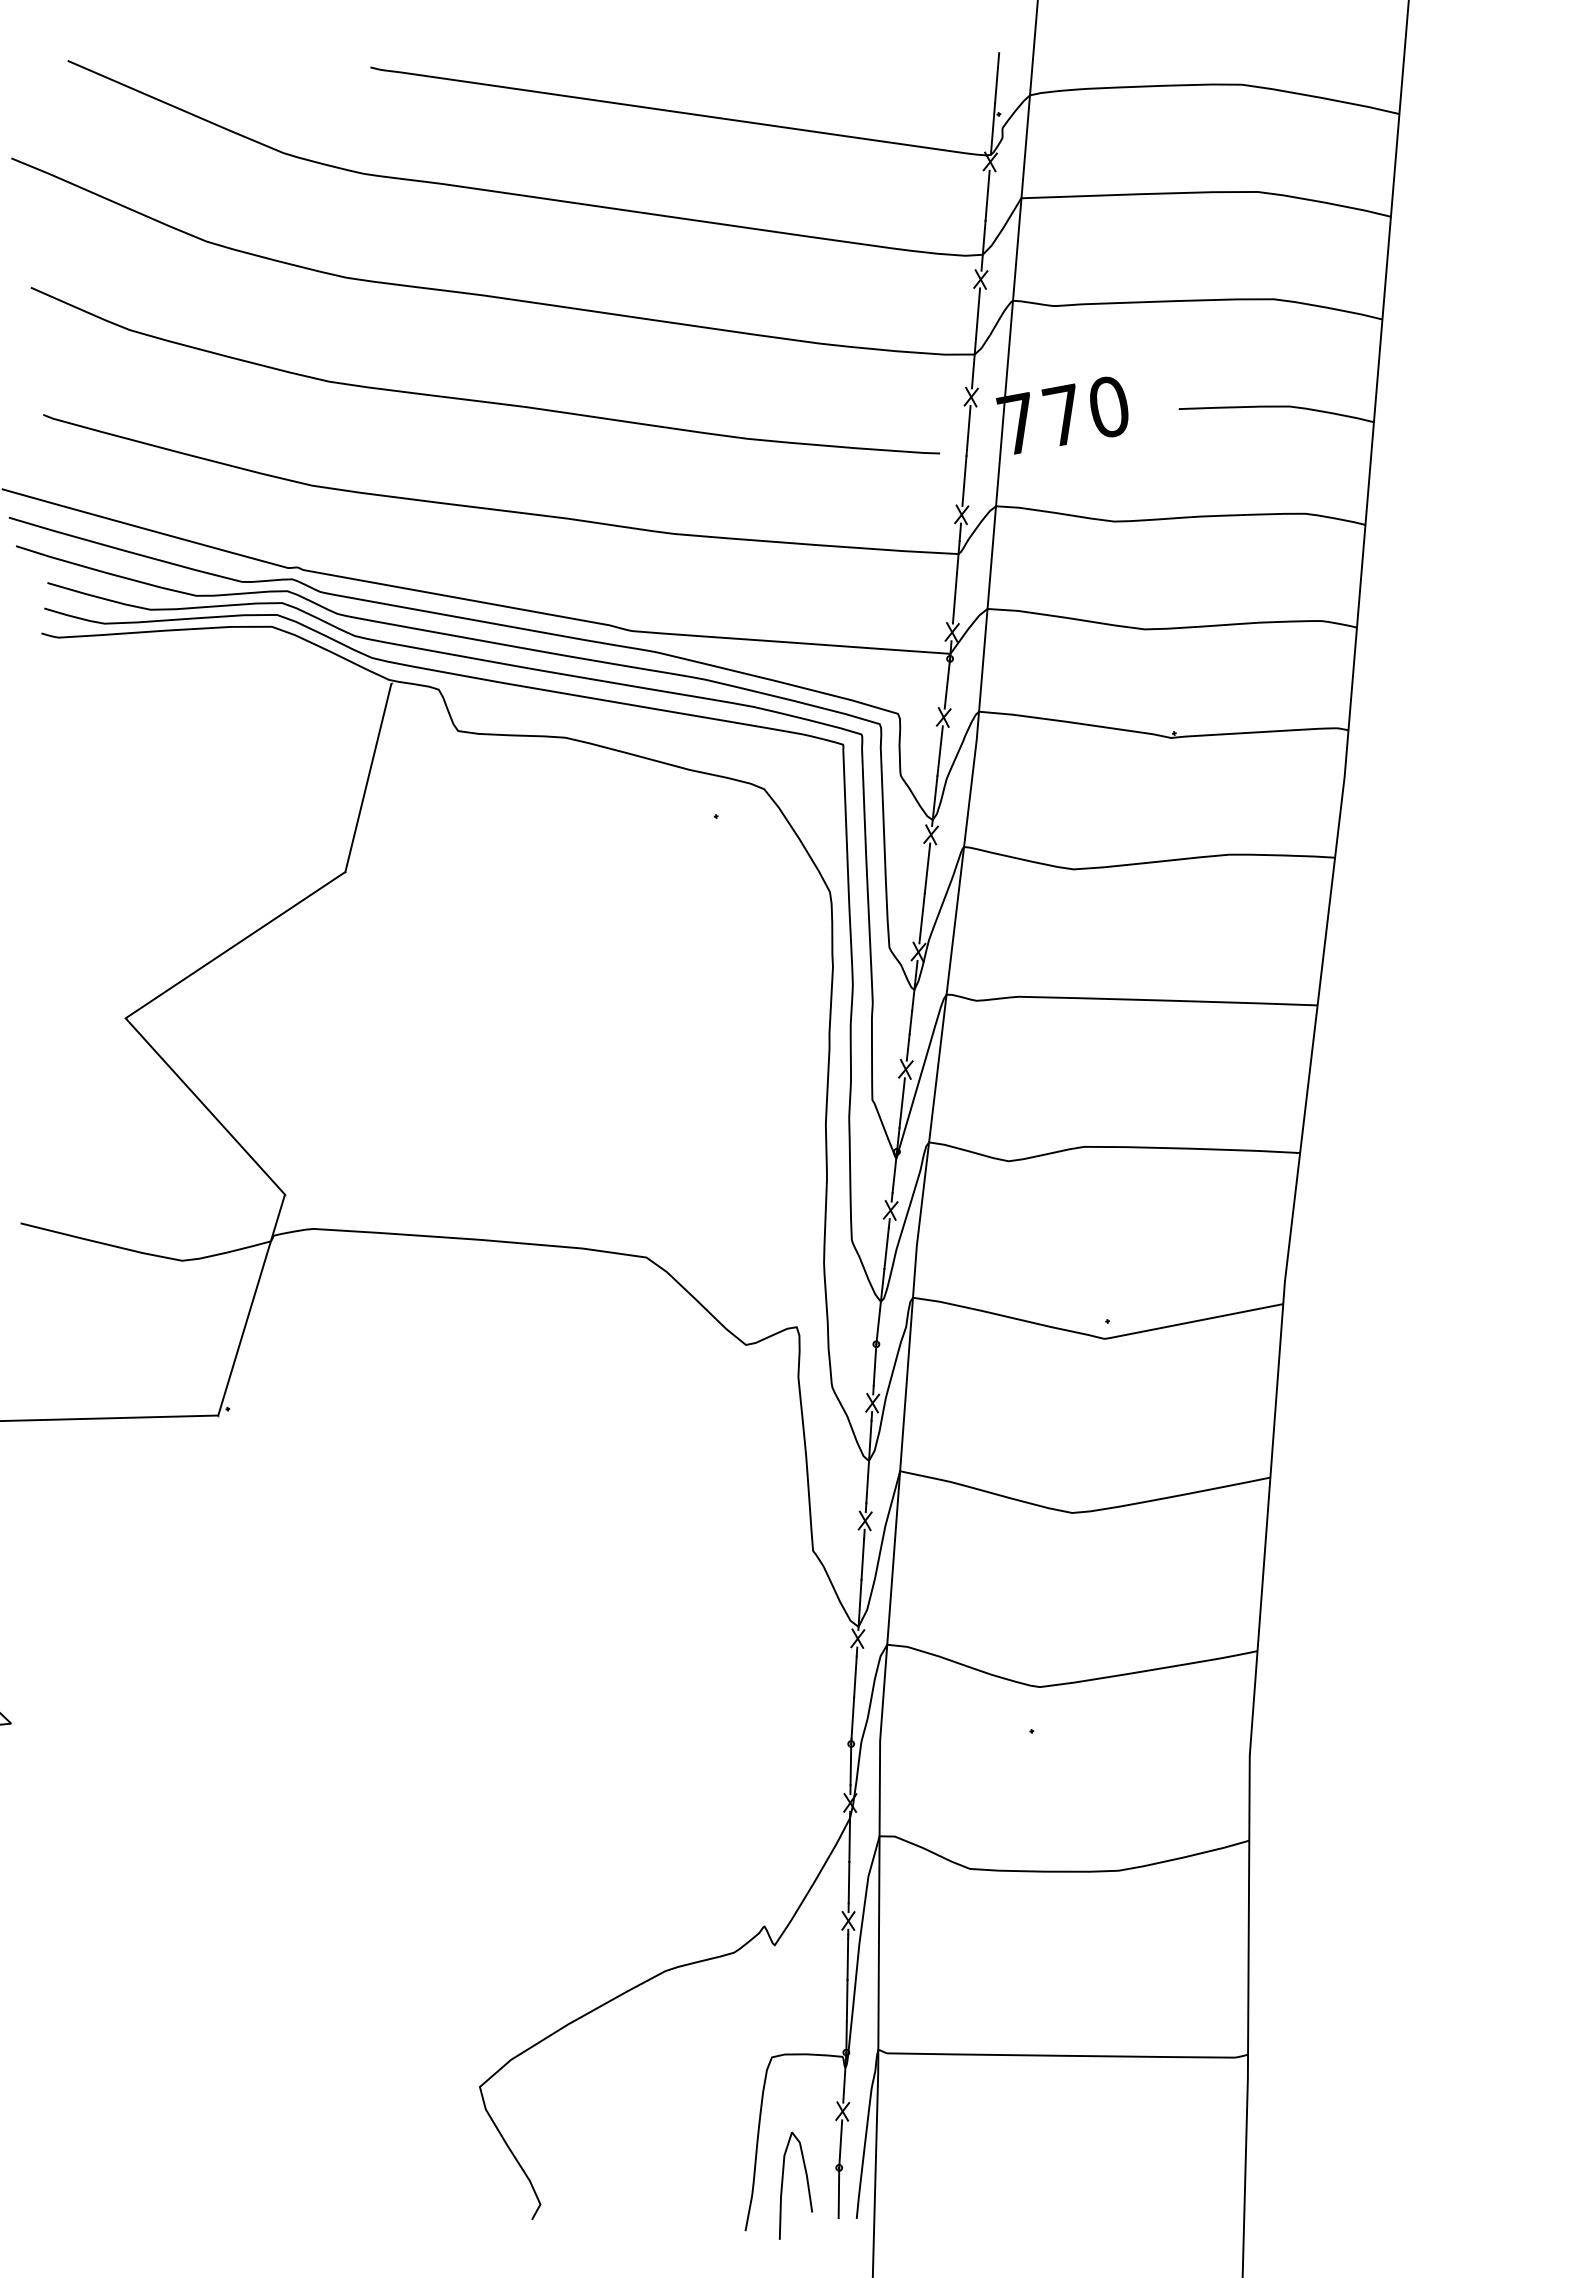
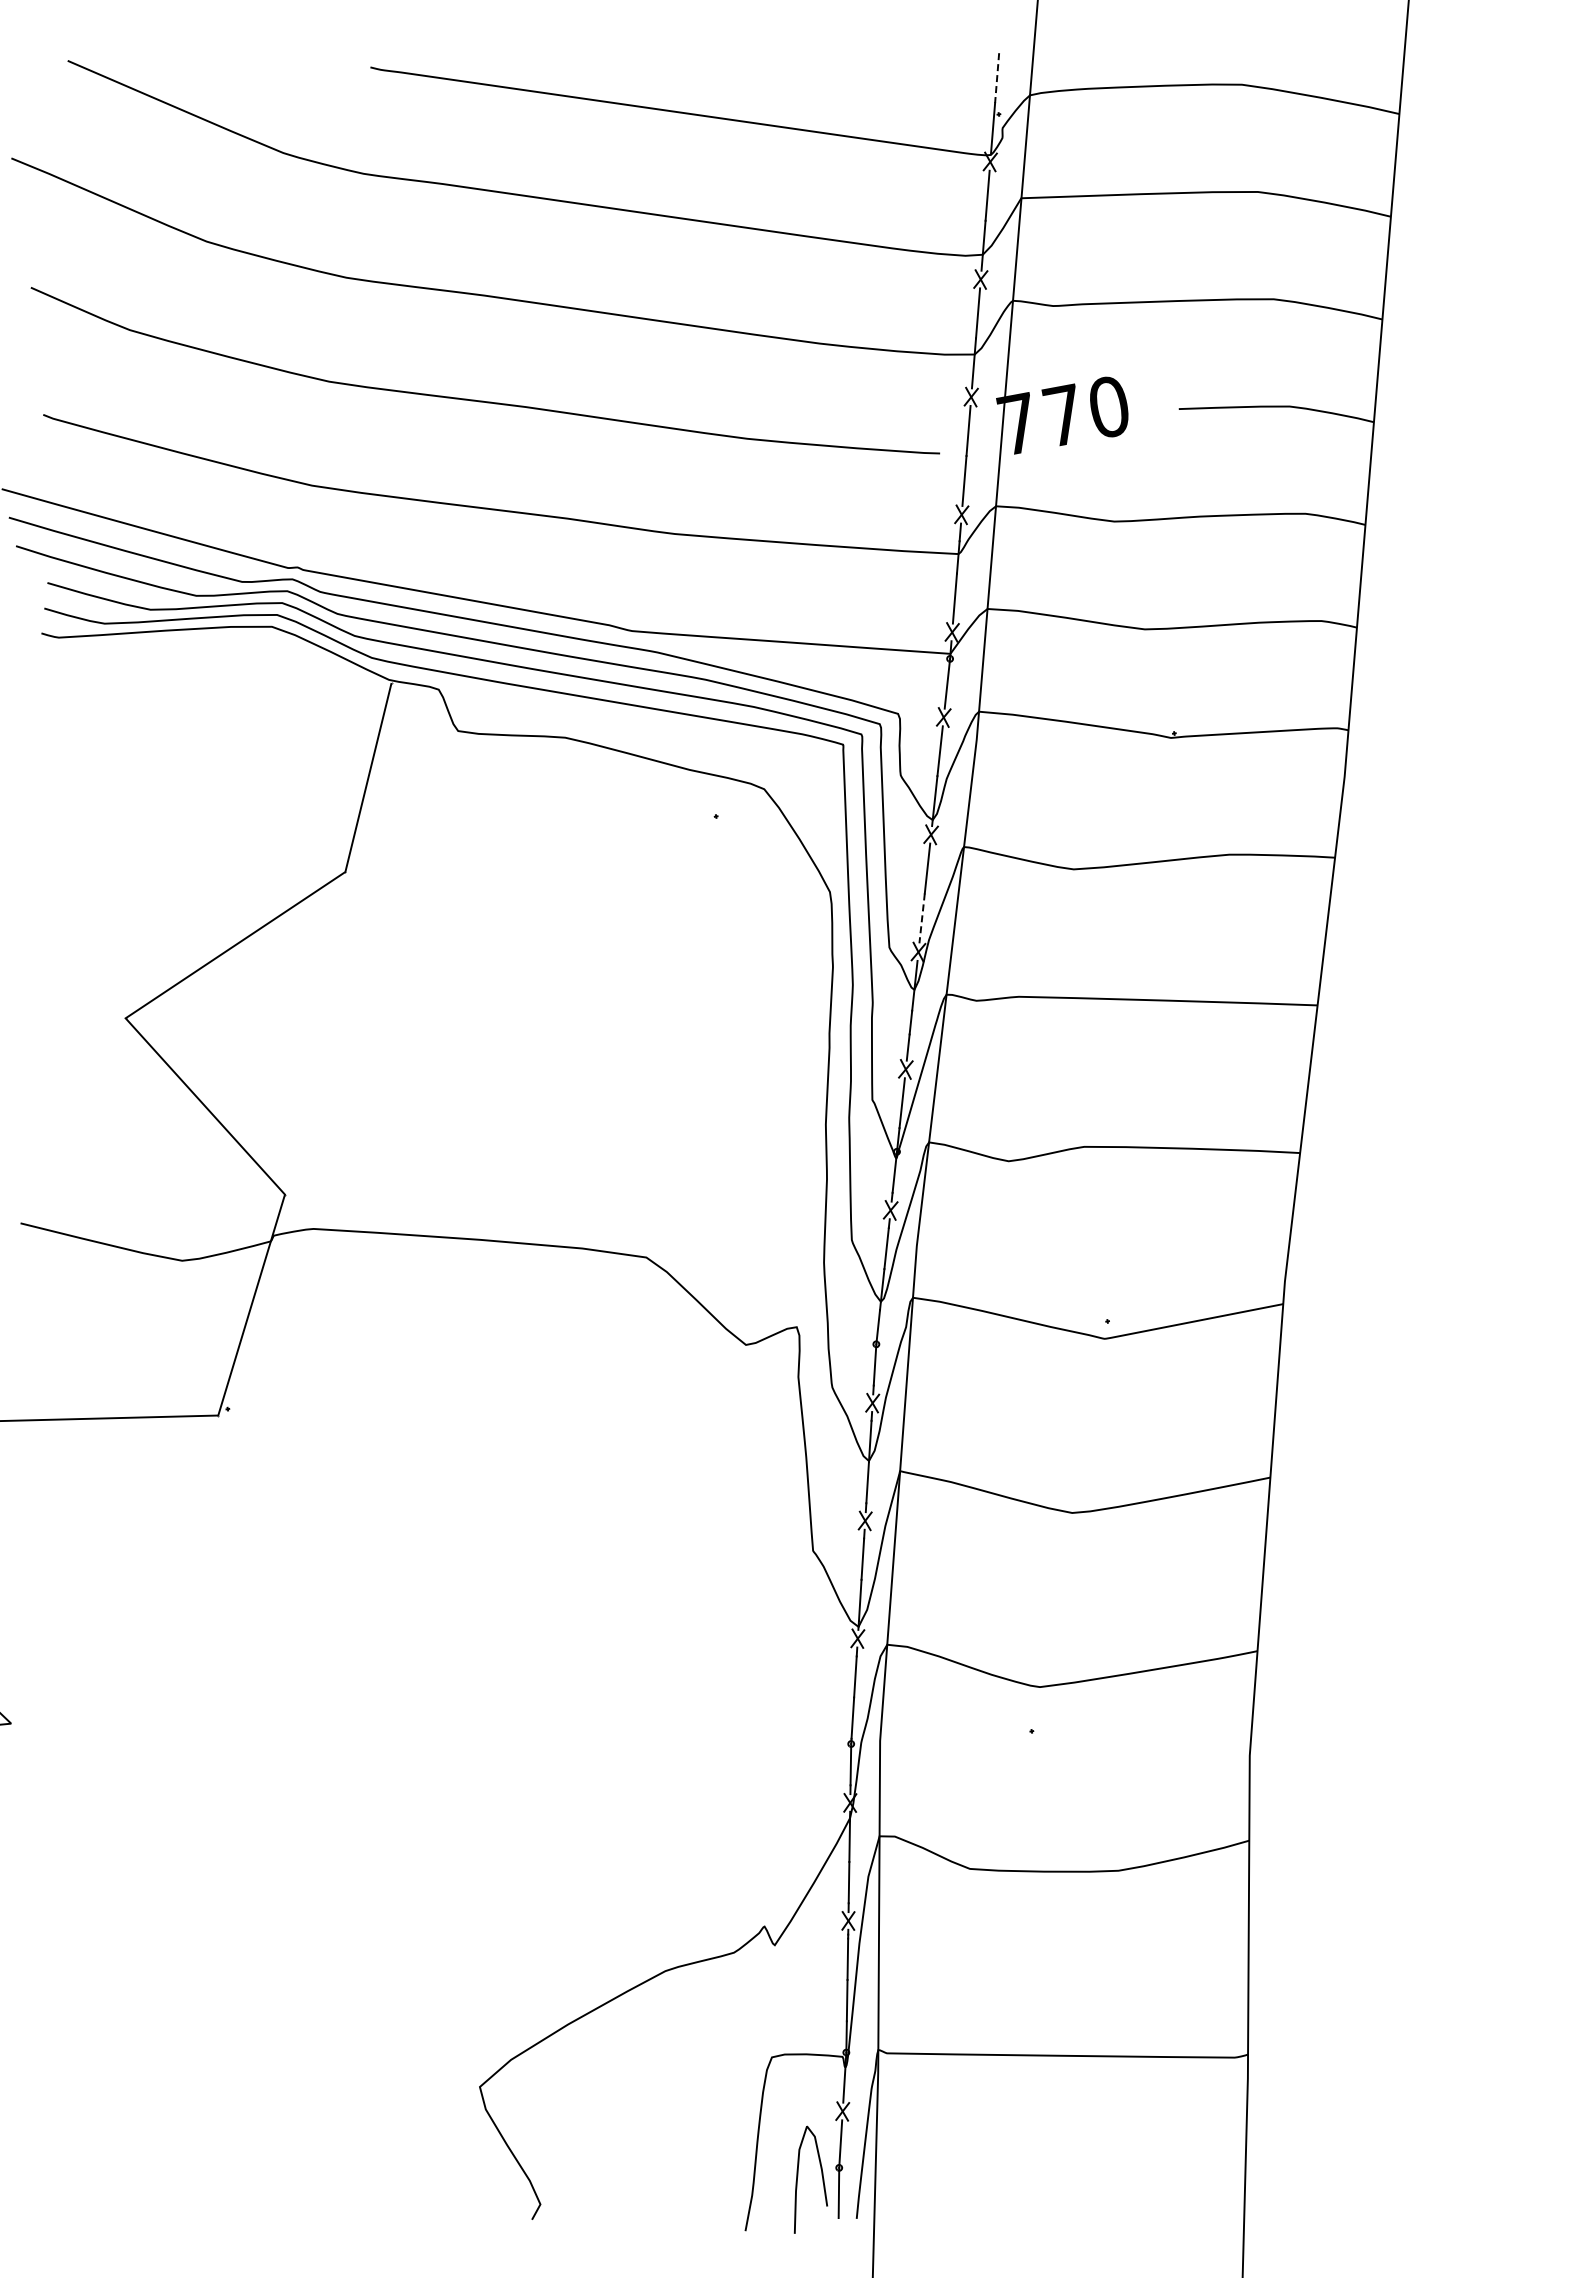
line: solid -> dashed (997, 78)
line: solid -> dashed (922, 918)
curve position: (806, 2181) -> (821, 2175) (821, 2175)
